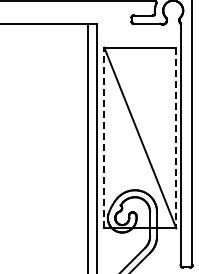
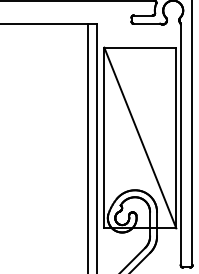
line: dashed -> solid (104, 137)
line: dashed -> solid (176, 138)
